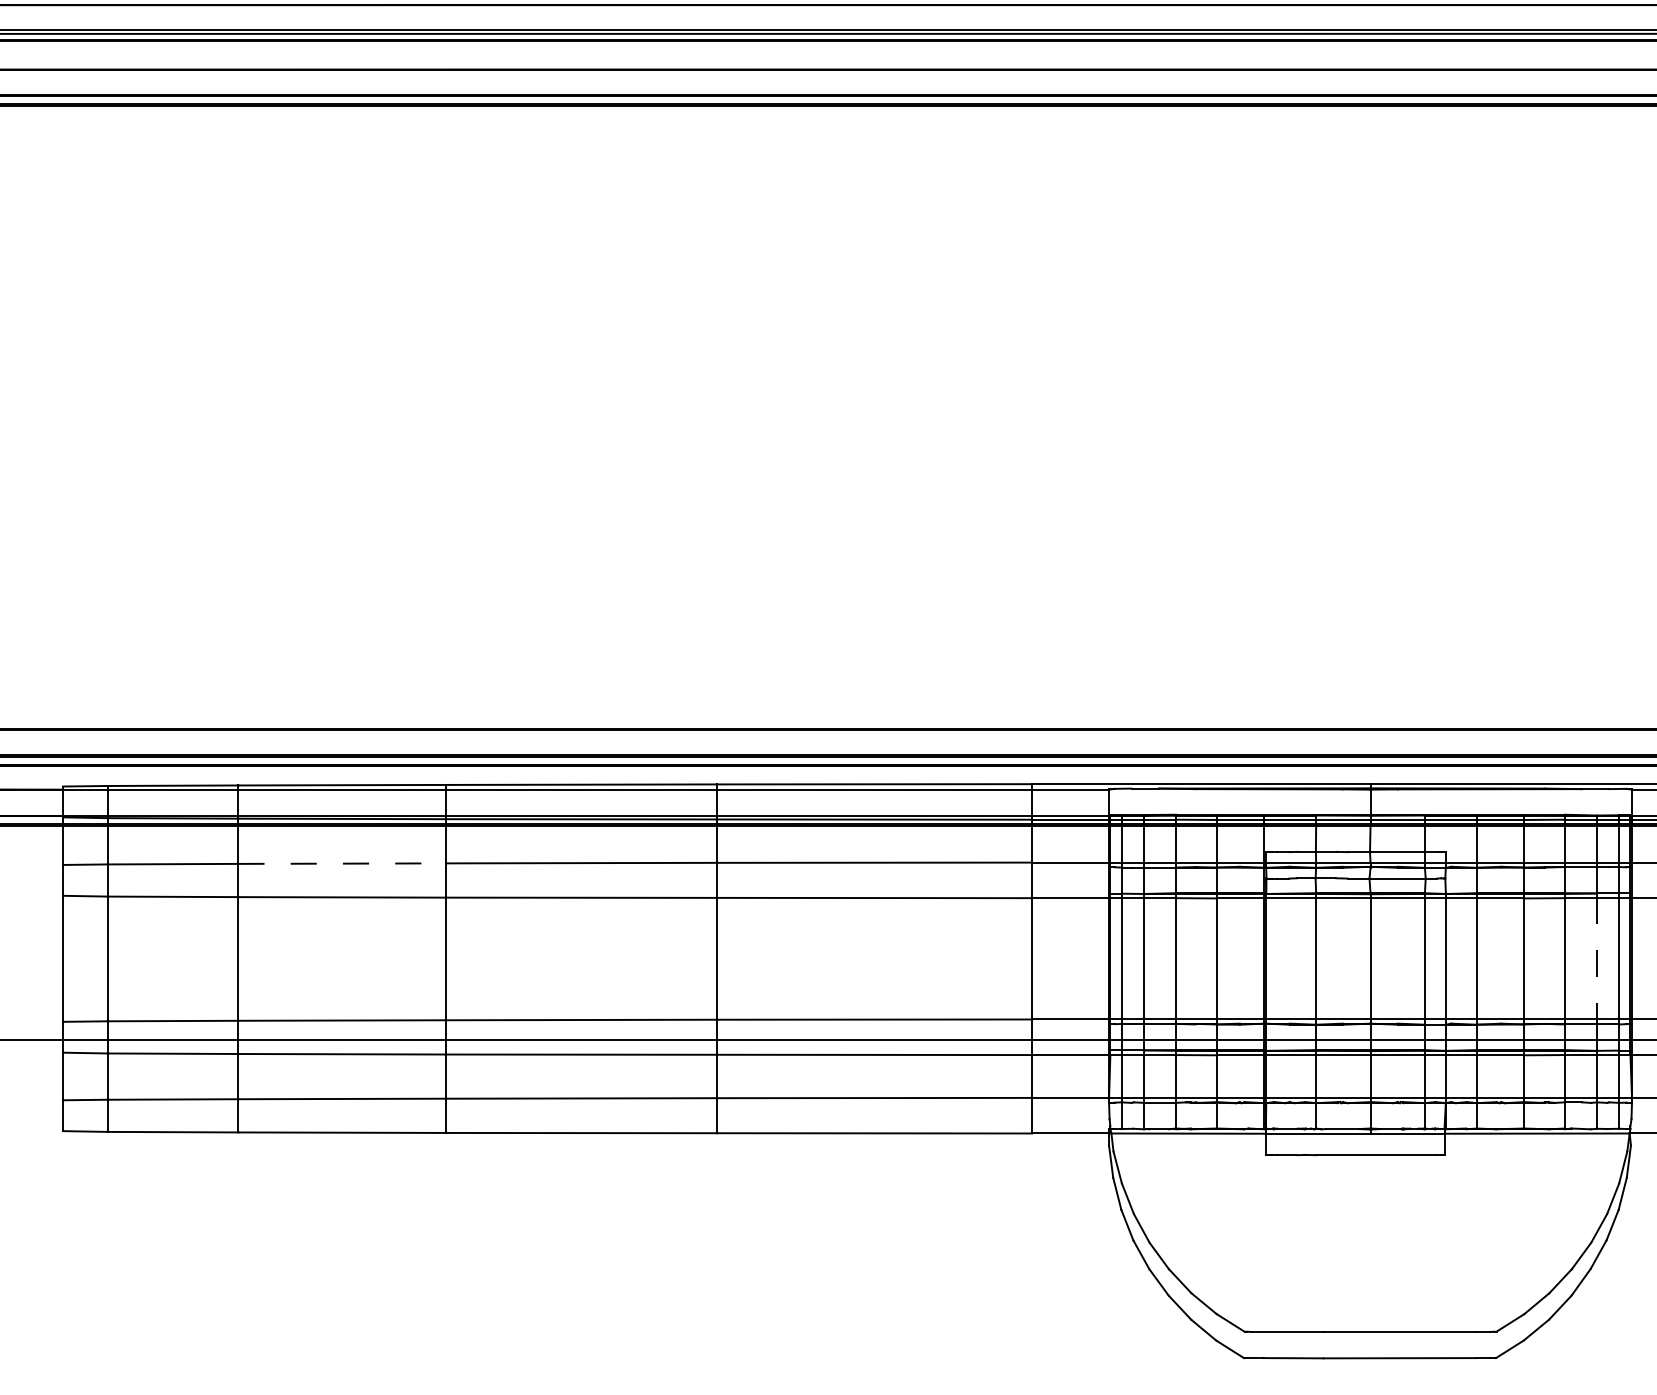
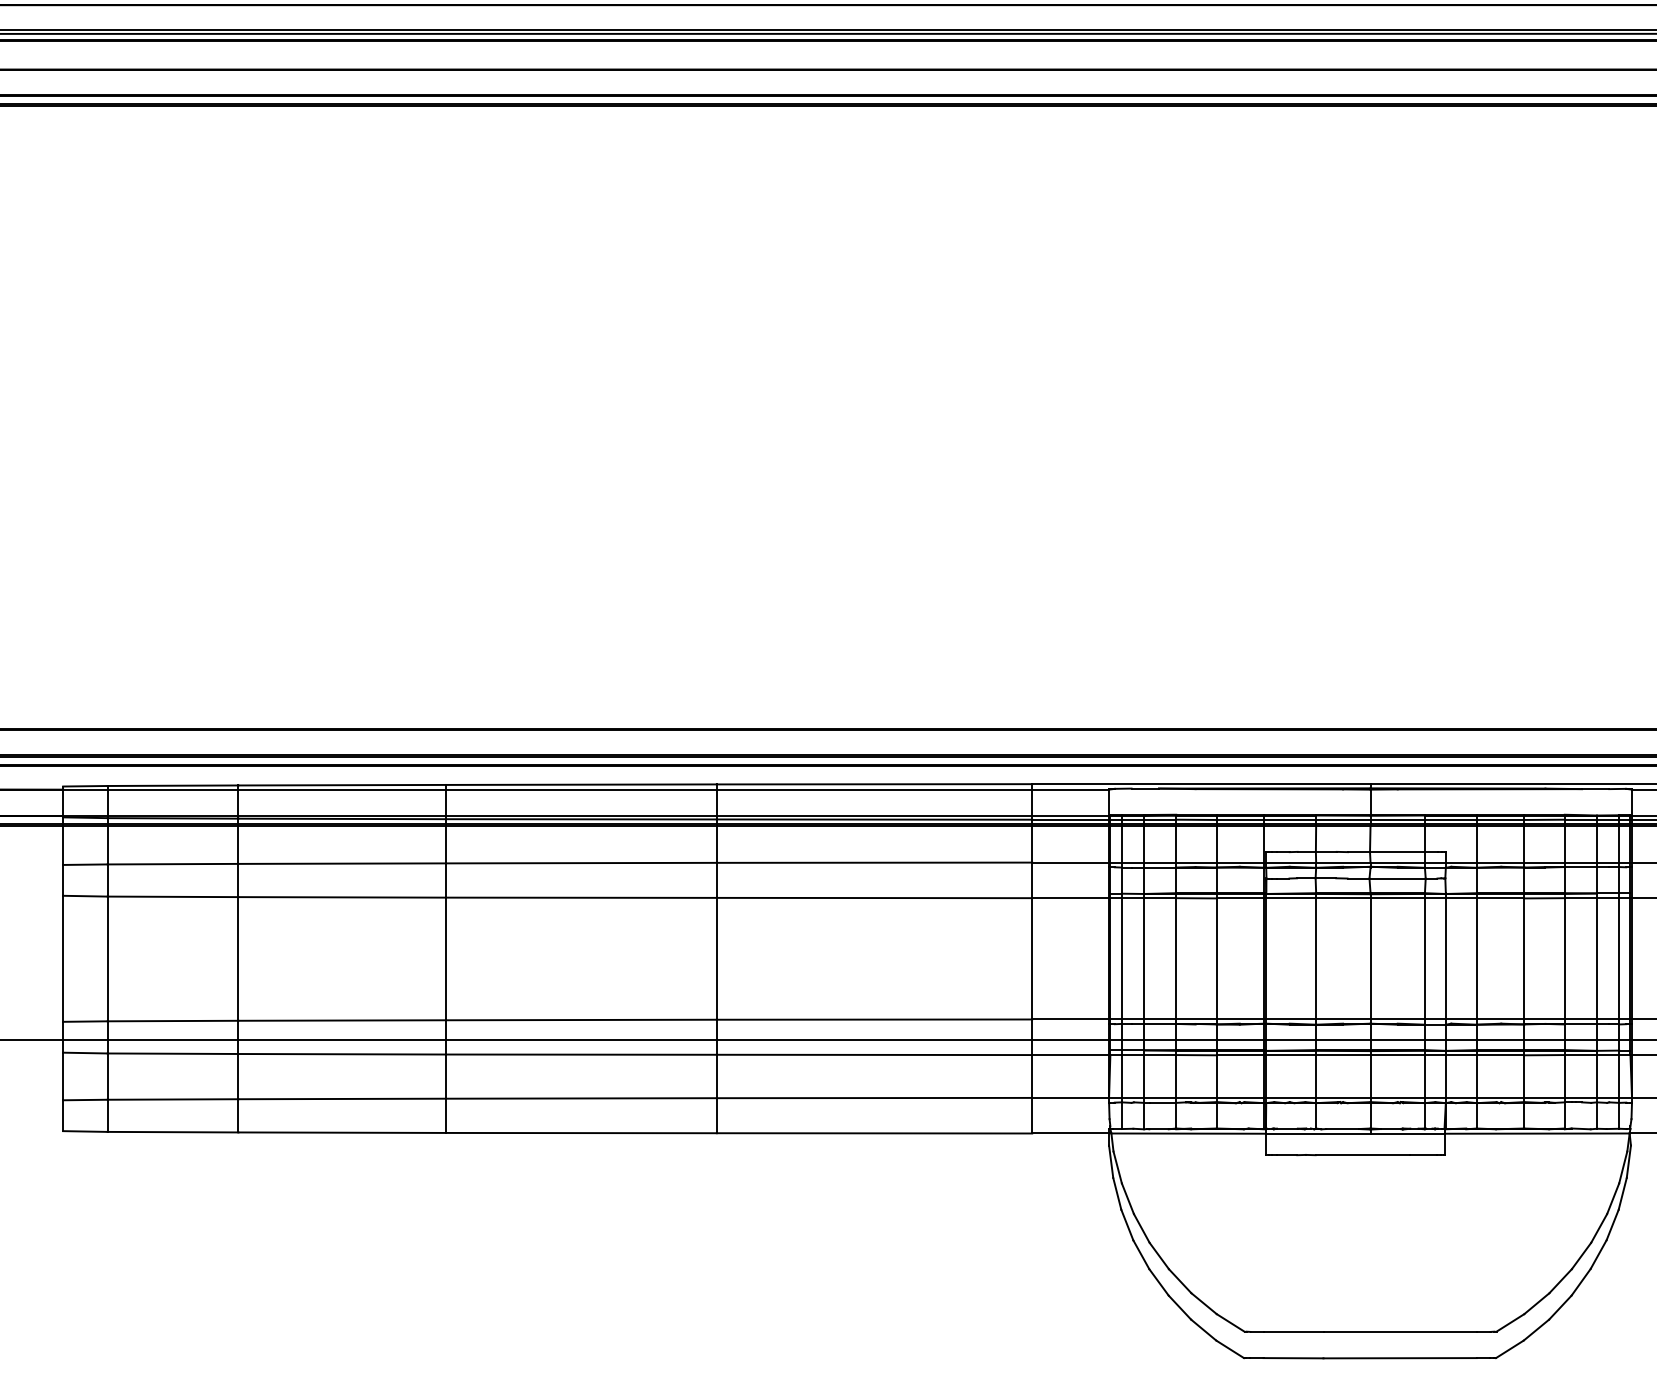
line: dashed -> solid (342, 863)
line: dashed -> solid (1596, 958)
